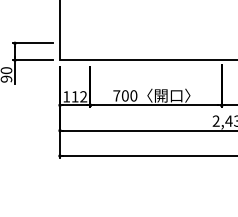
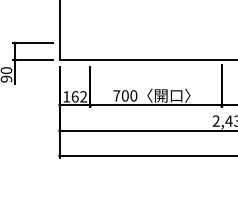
text: 112 -> 162 (74, 96)
